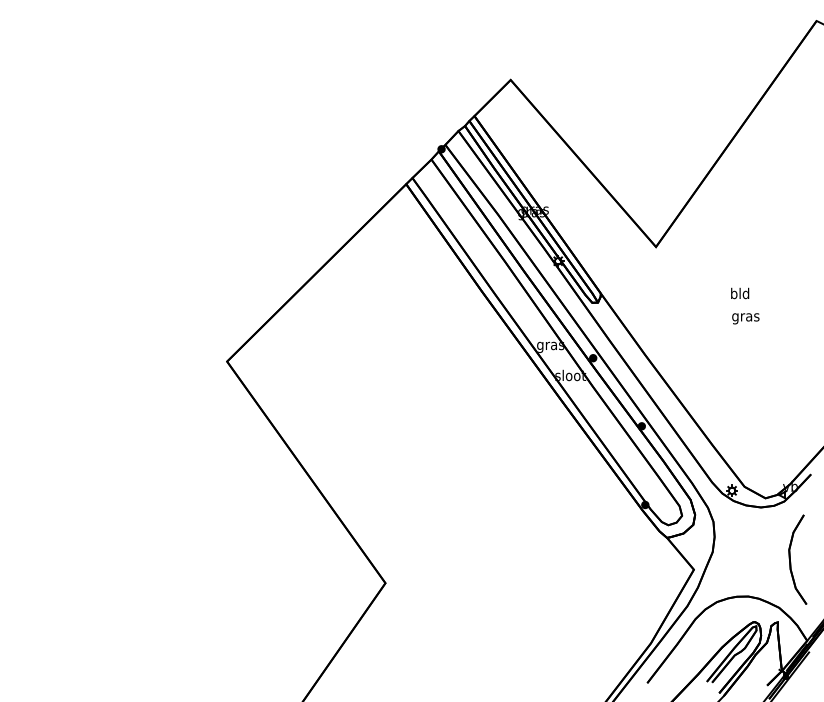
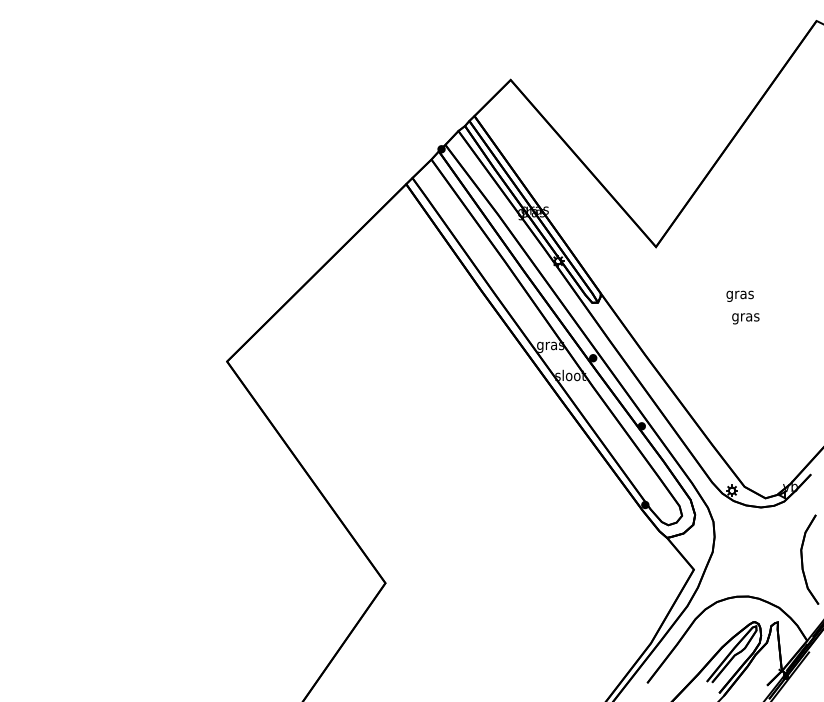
text: bld -> gras (739, 294)
part position: (791, 562) -> (803, 562) (803, 562)
